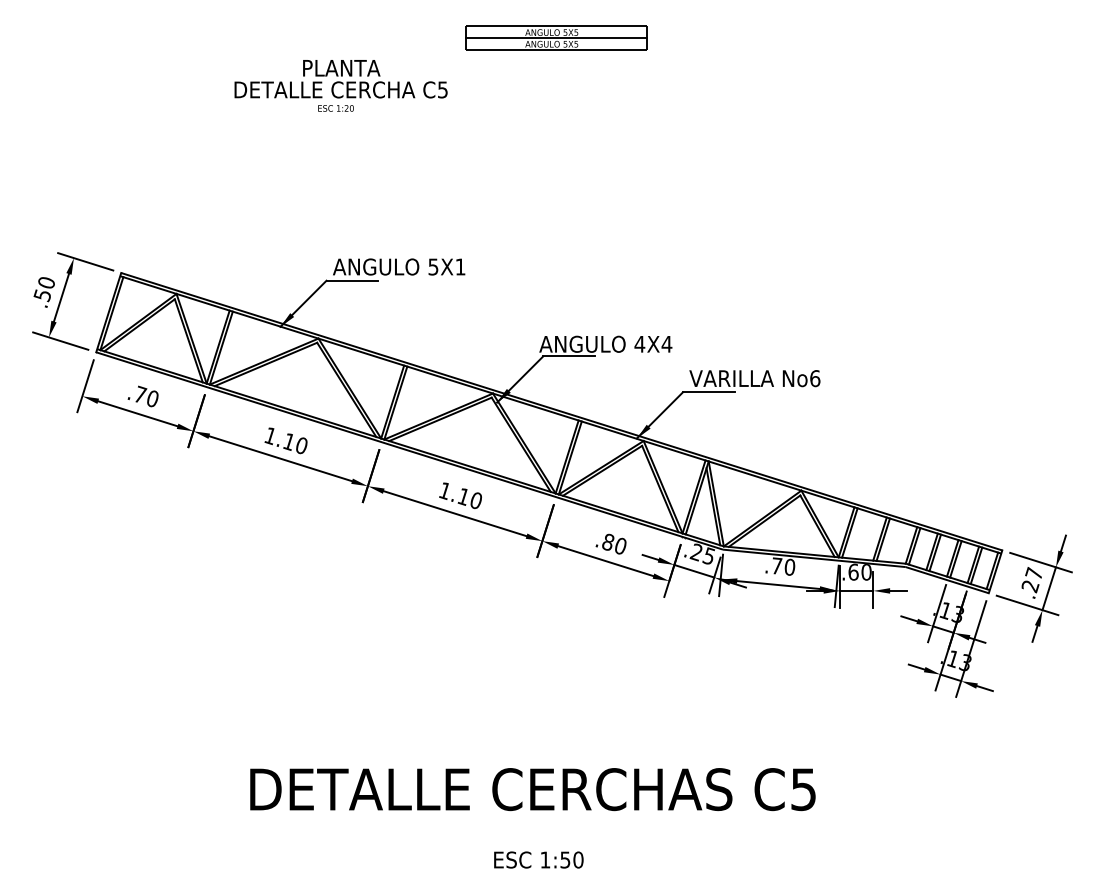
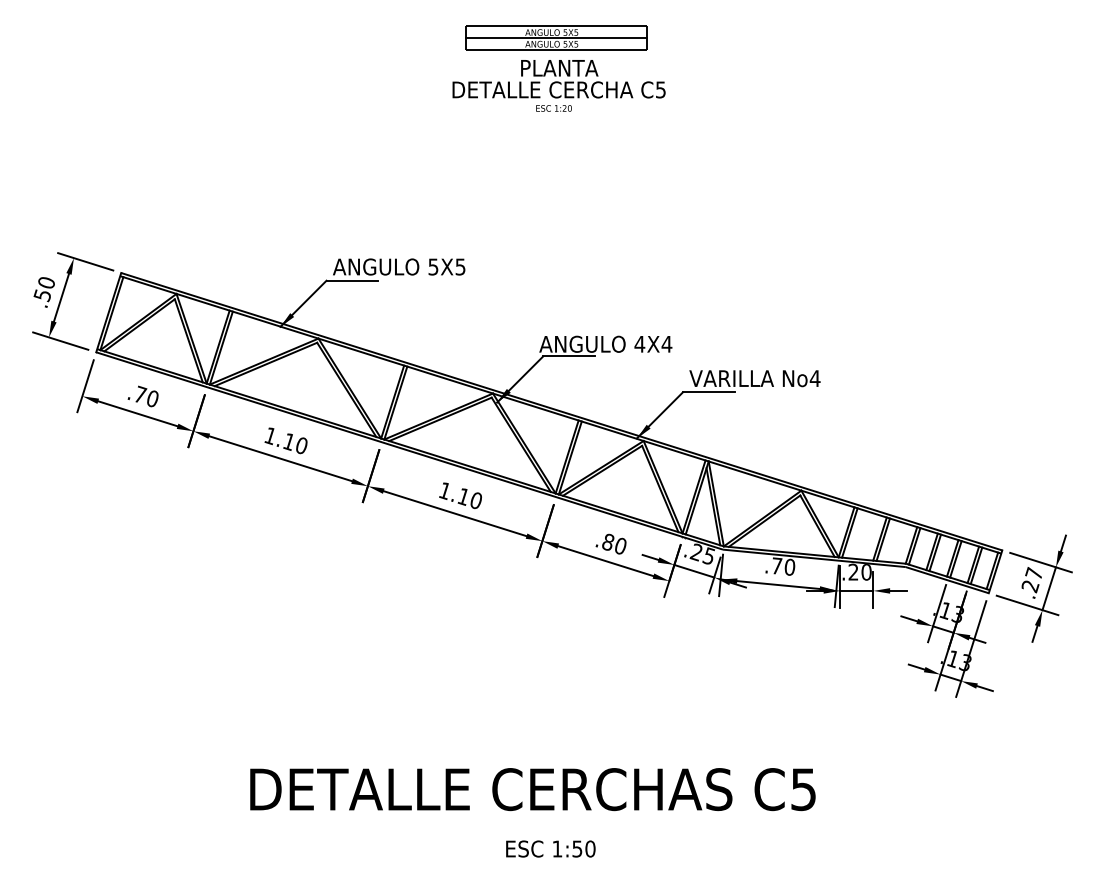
text position: (340, 85) -> (558, 85) (558, 85)
text: 5X1 -> 5X5 (460, 266)
text: No6 -> No4 (814, 378)
text: .60 -> .20 (853, 571)
text position: (538, 859) -> (550, 848) (550, 848)
